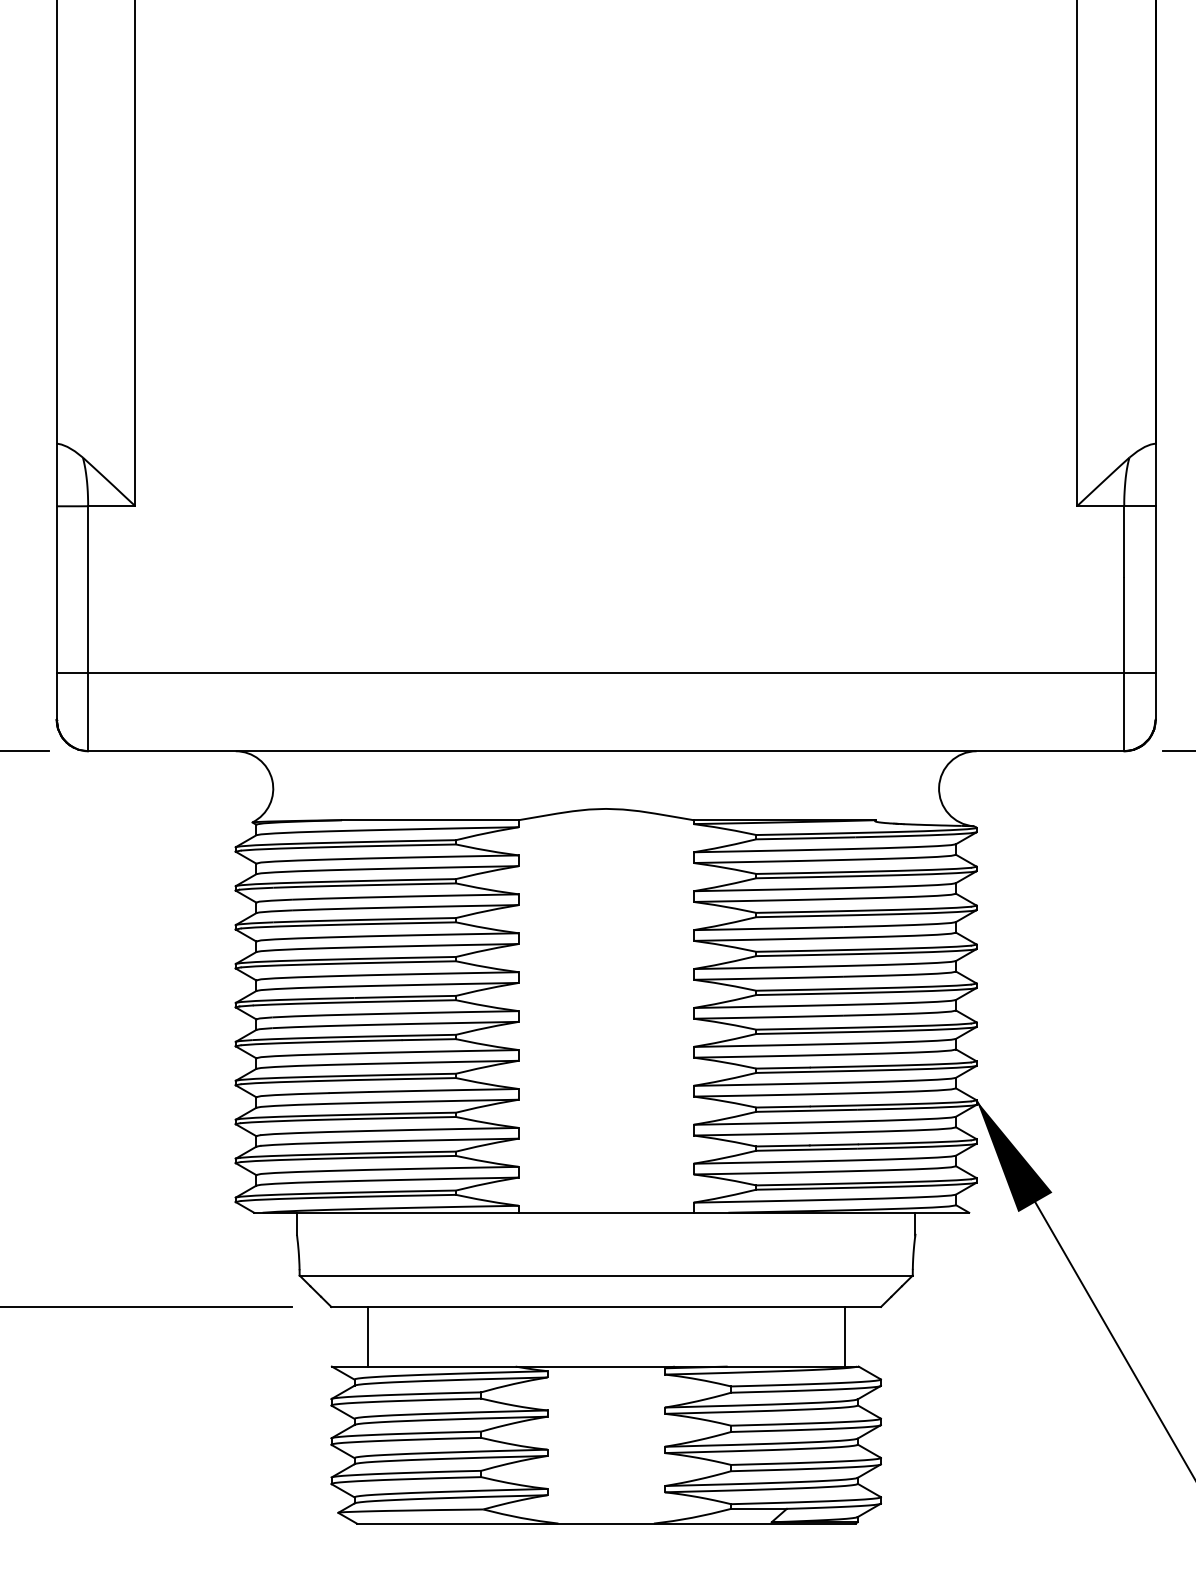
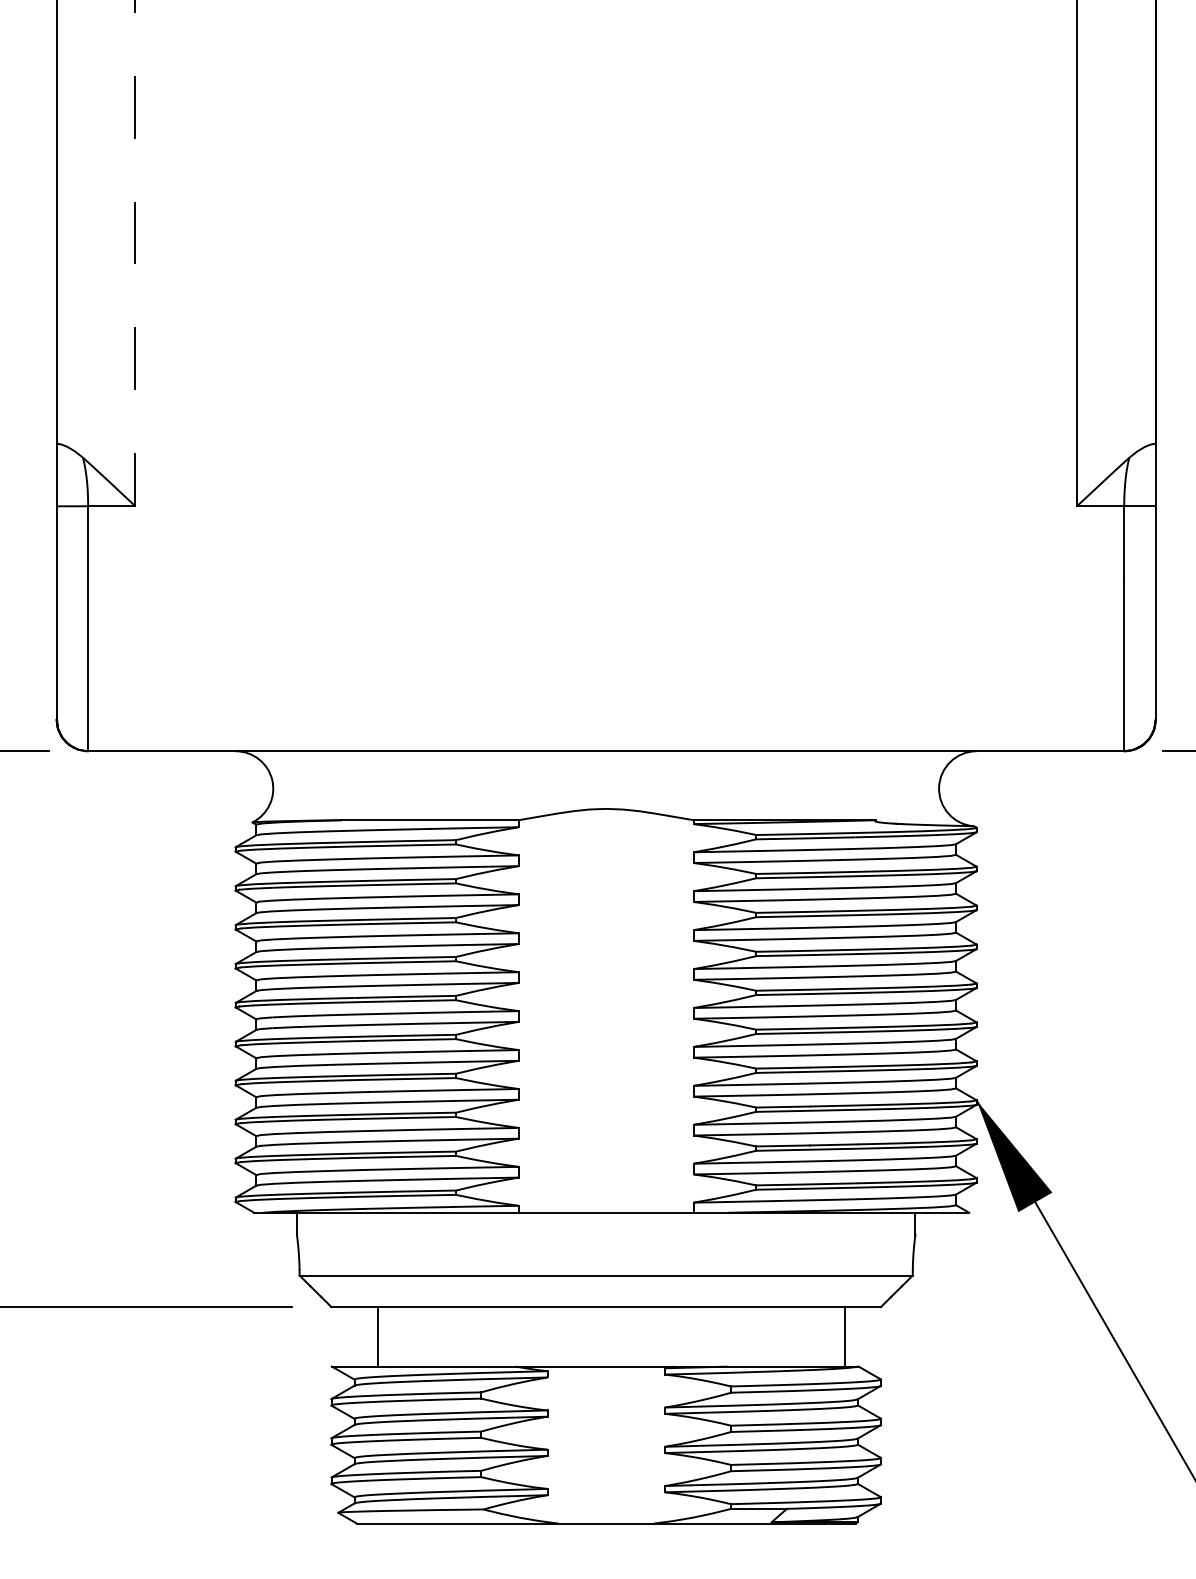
line: solid -> dashed (135, 253)
line: present -> none (605, 672)
line position: (367, 1336) -> (377, 1336) (377, 1336)
